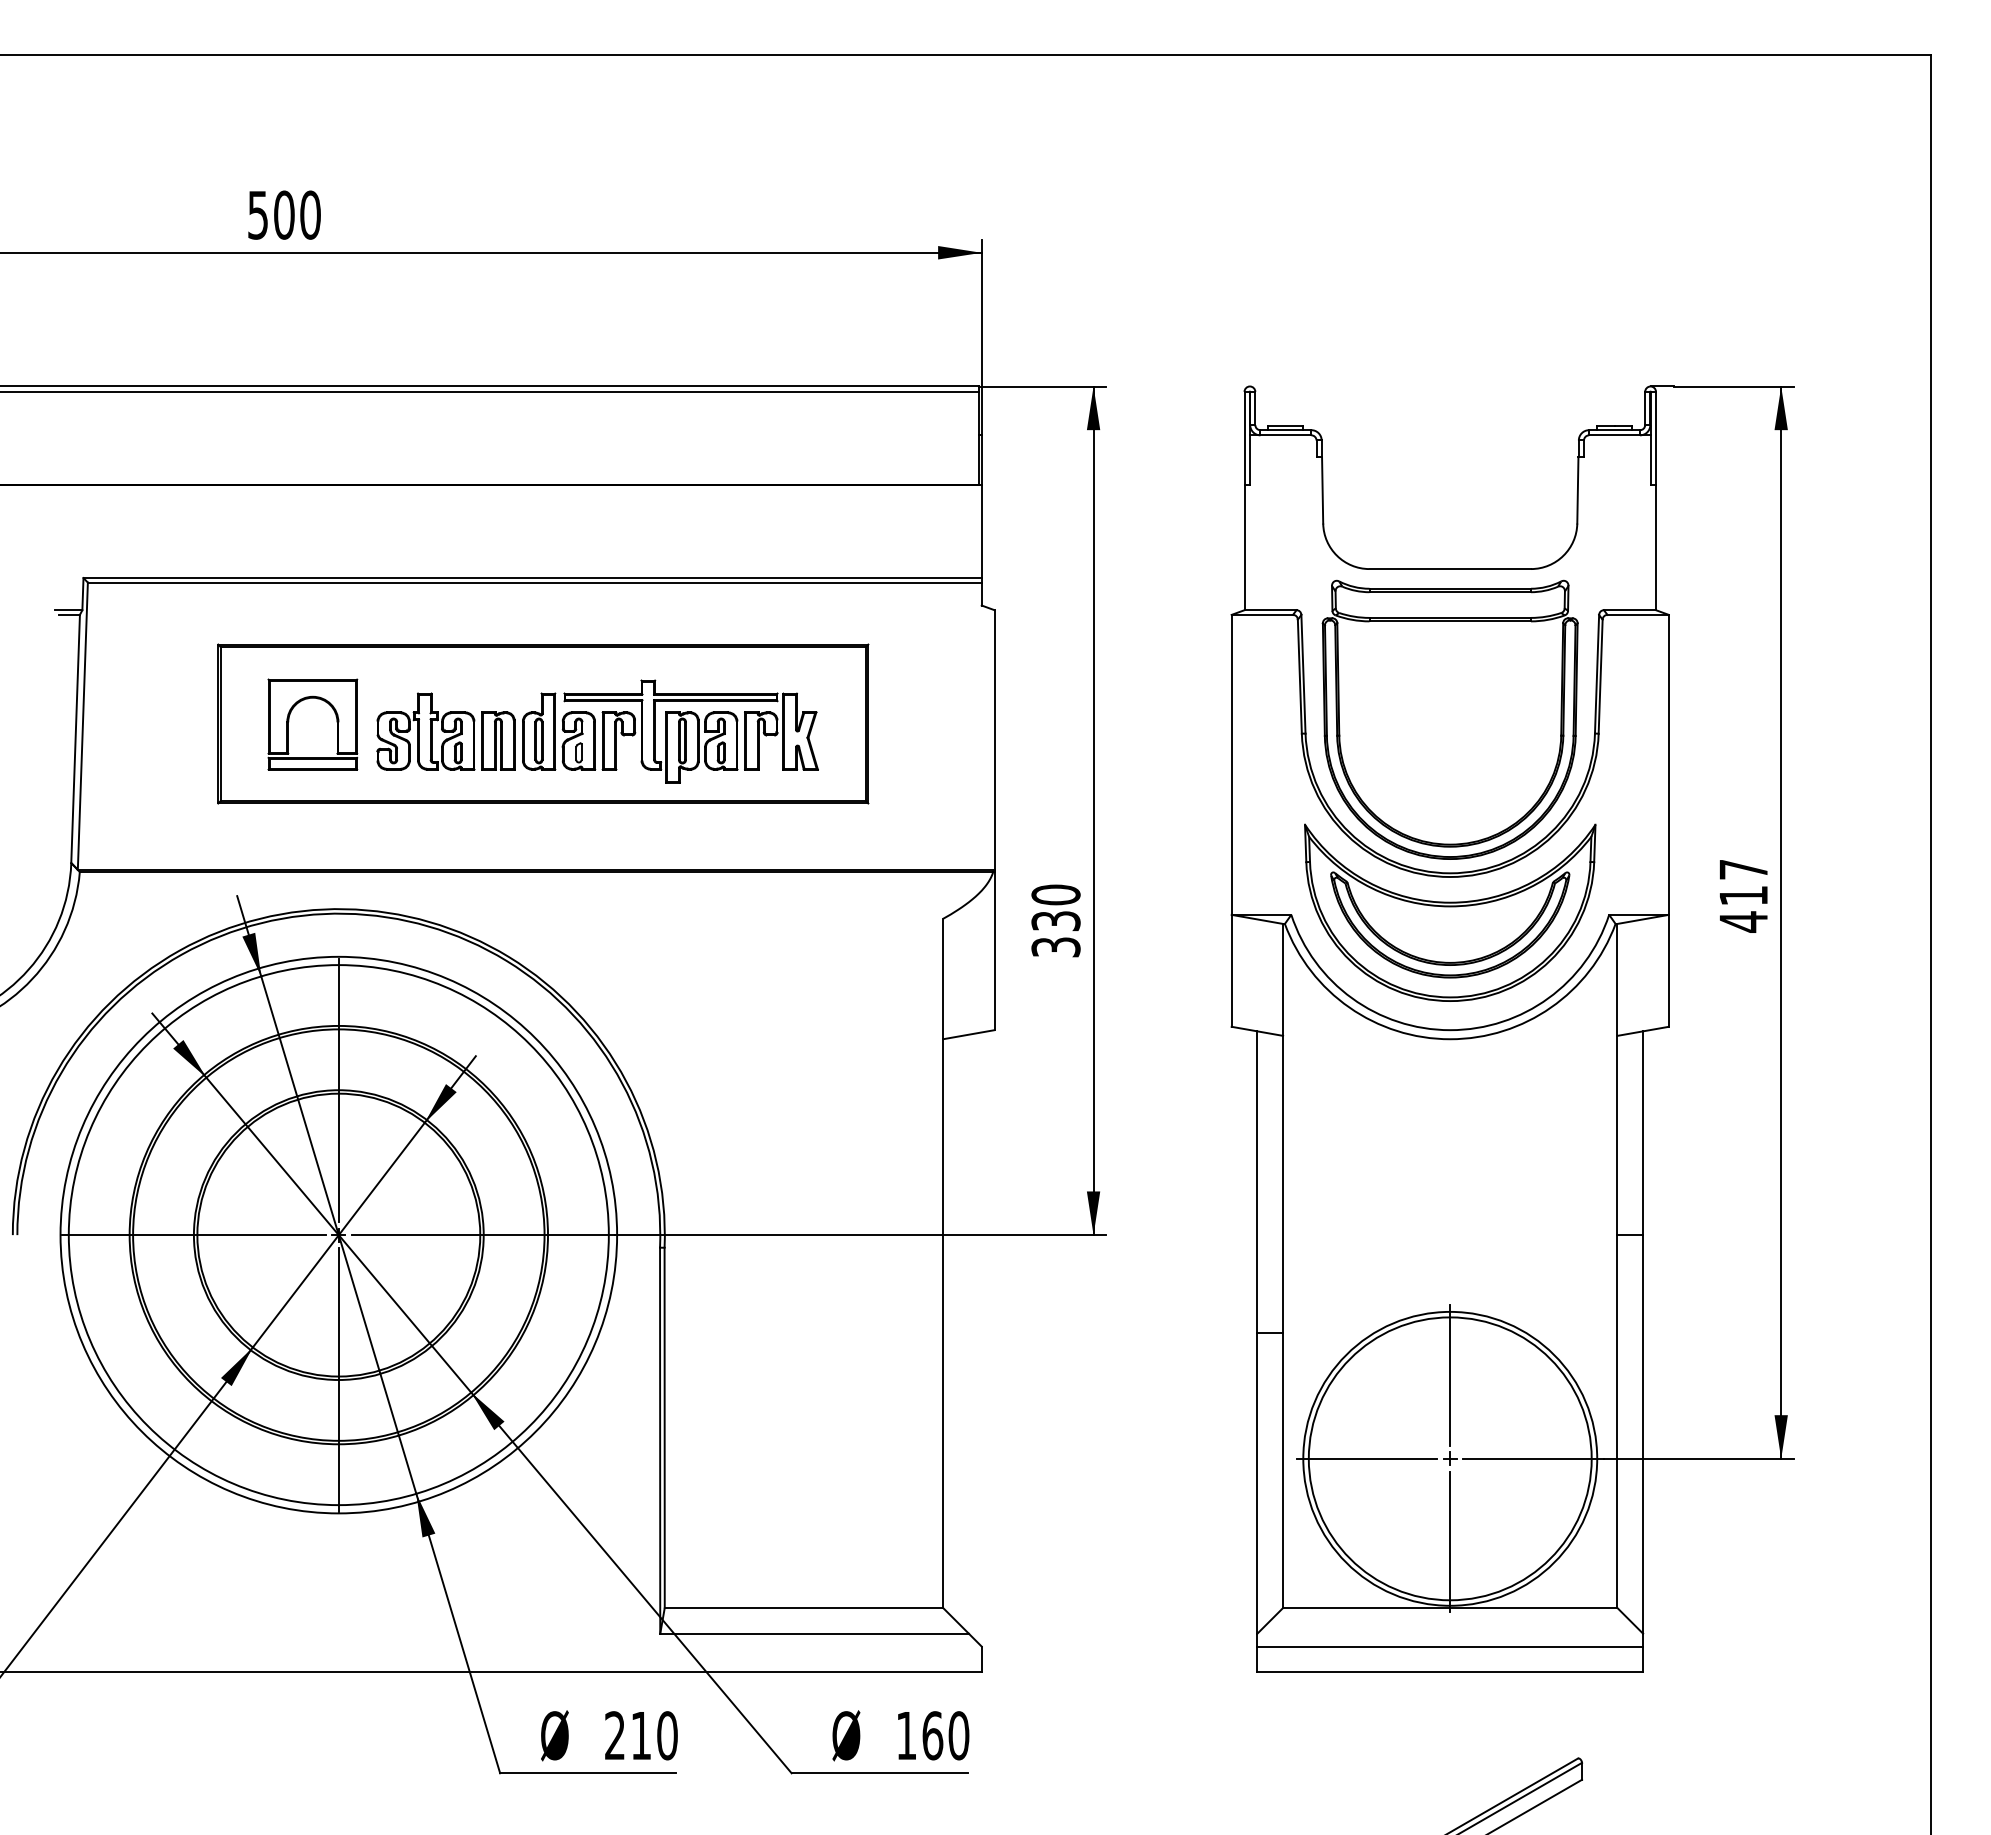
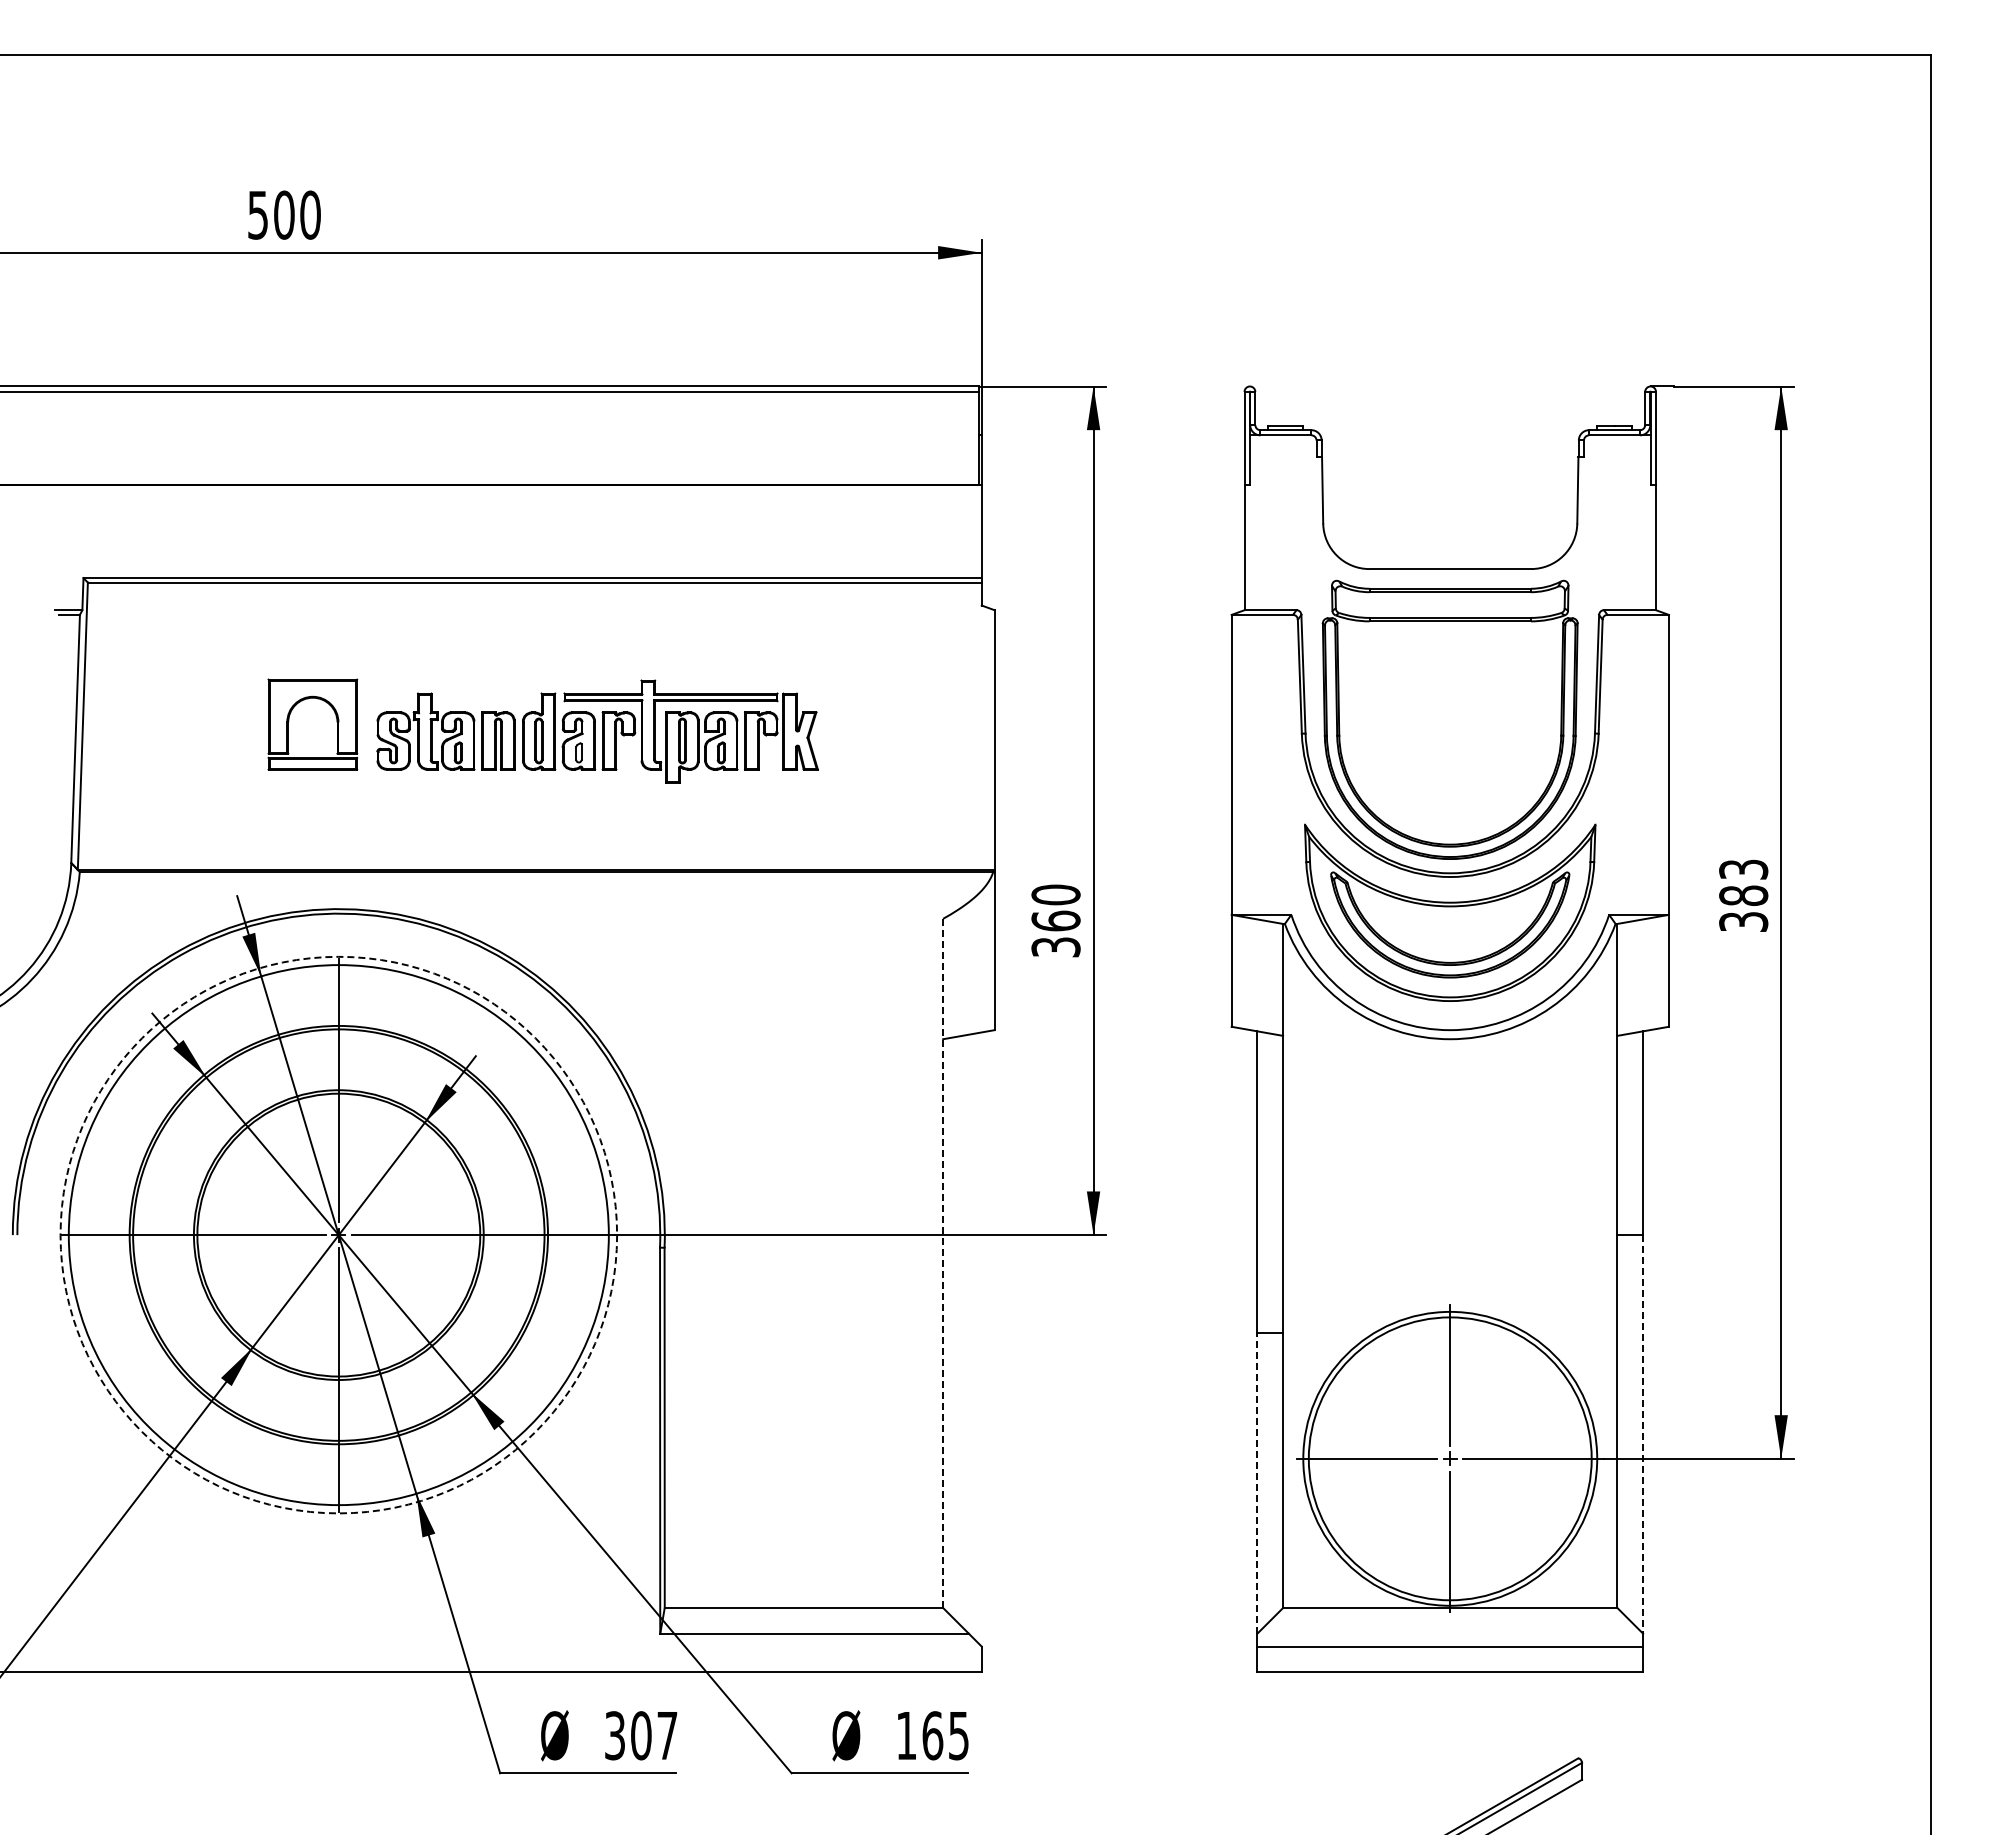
part: present -> none (543, 723)
text: 417 -> 383 (1743, 895)
text: 330 -> 360 (1055, 920)
circle: solid -> dashed (338, 1234)
line: solid -> dashed (943, 1263)
line: solid -> dashed (1643, 1434)
line: solid -> dashed (1257, 1482)
text: 210 -> 307 (641, 1735)
text: 160 -> 165 (958, 1735)
